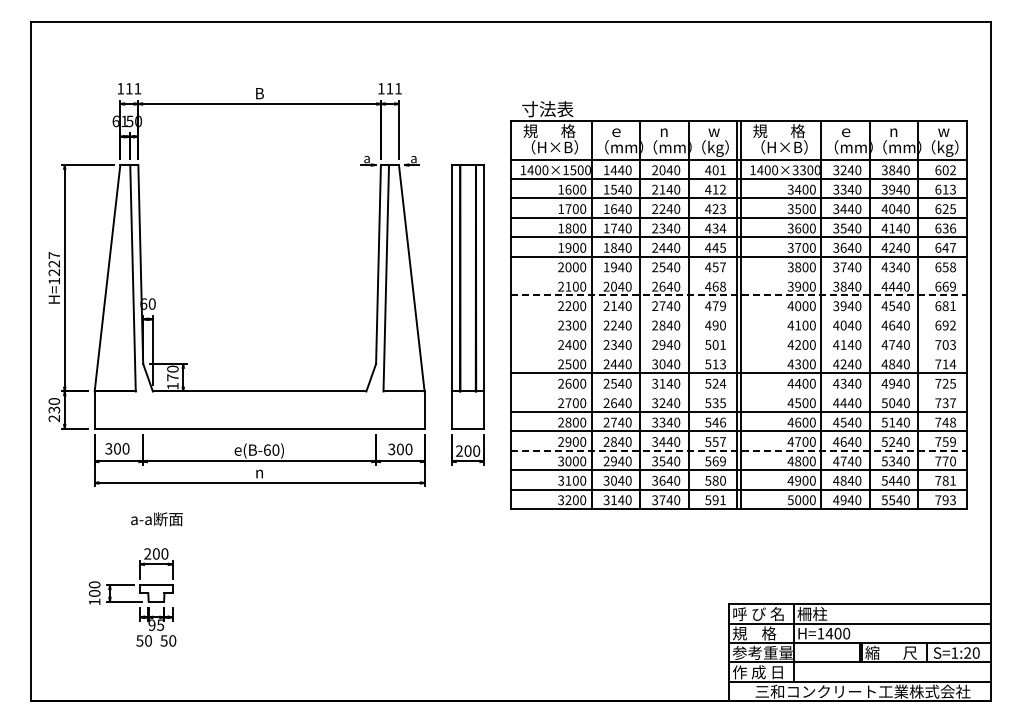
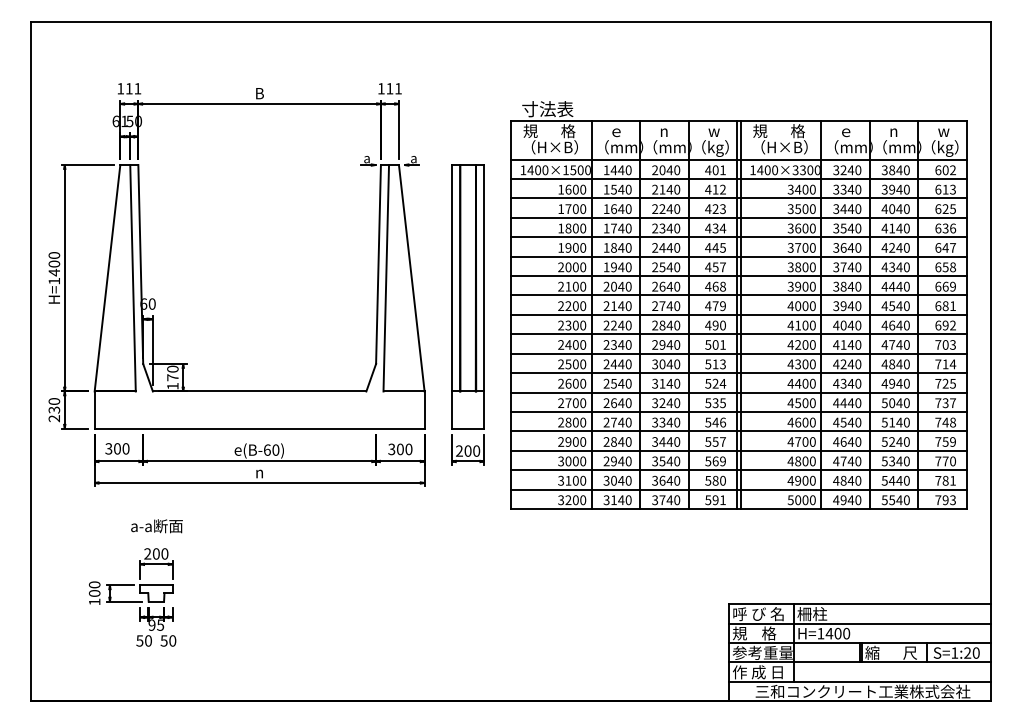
text: H=1227 -> H=1400 (54, 264)
line: none -> present (738, 276)
line: dashed -> solid (739, 295)
line: none -> present (738, 314)
line: none -> present (738, 334)
line: none -> present (738, 353)
line: none -> present (738, 392)
line: dashed -> solid (739, 450)
text position: (156, 519) -> (156, 526) (156, 526)
